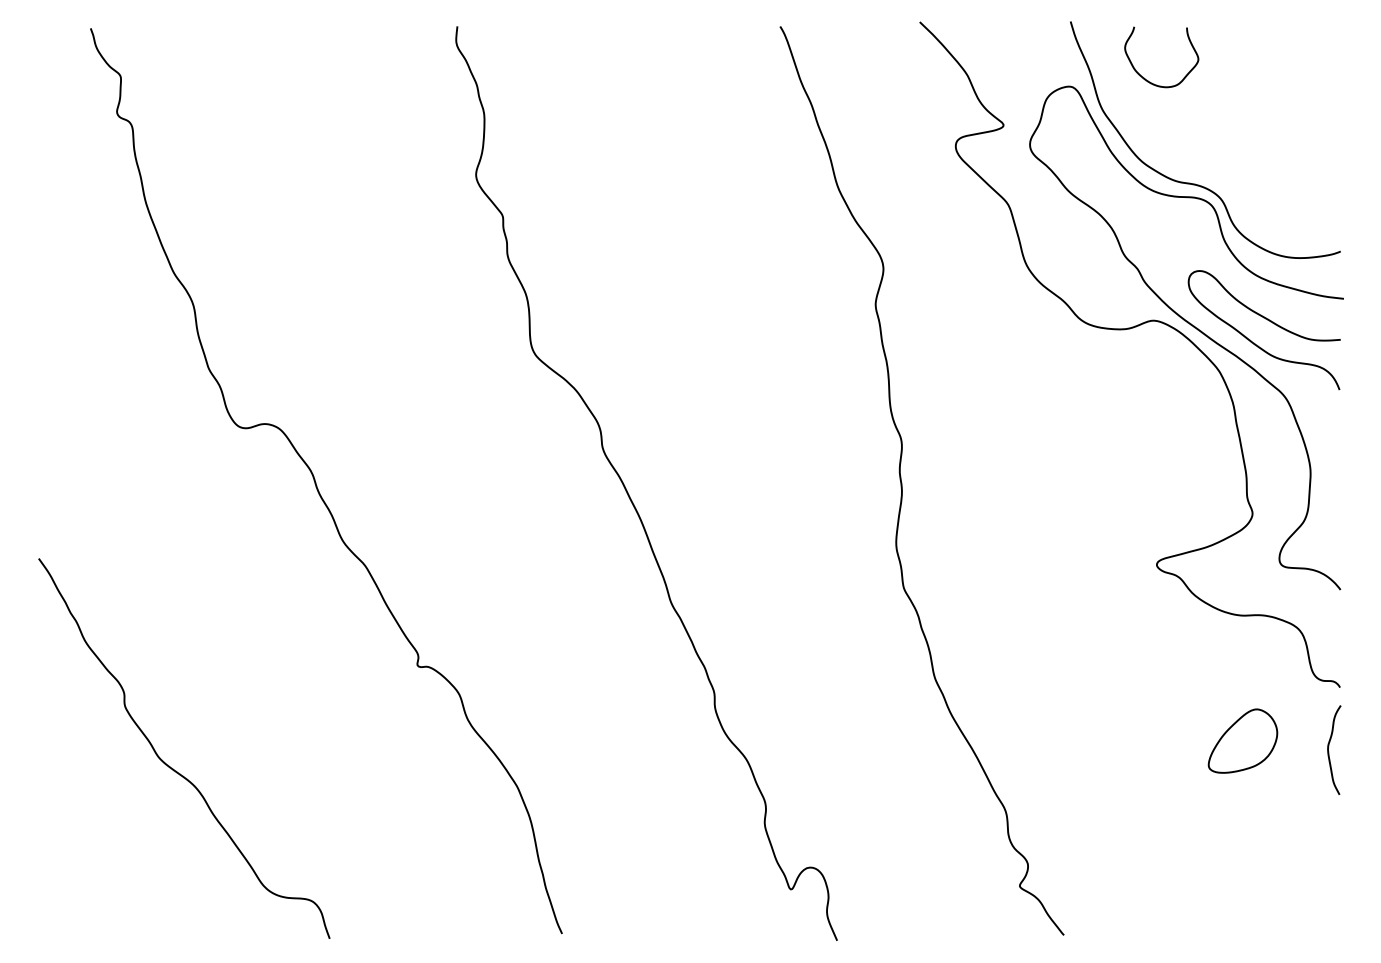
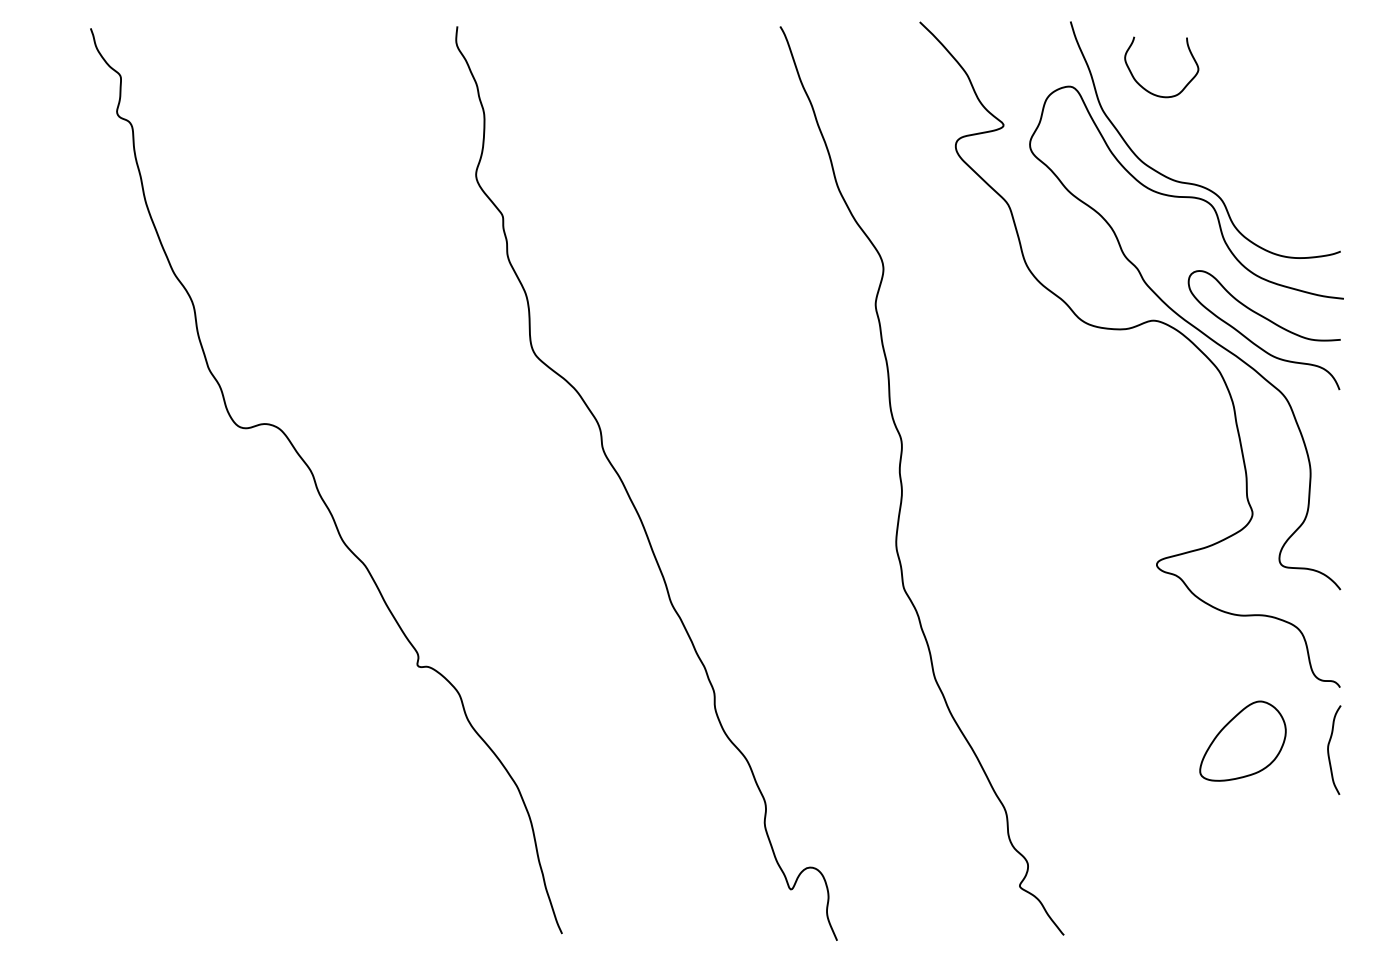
curve position: (1144, 77) -> (1144, 87) (1144, 87)
part size: 72x66 px -> 88x82 px (1242, 740)
curve: present -> none (169, 765)
